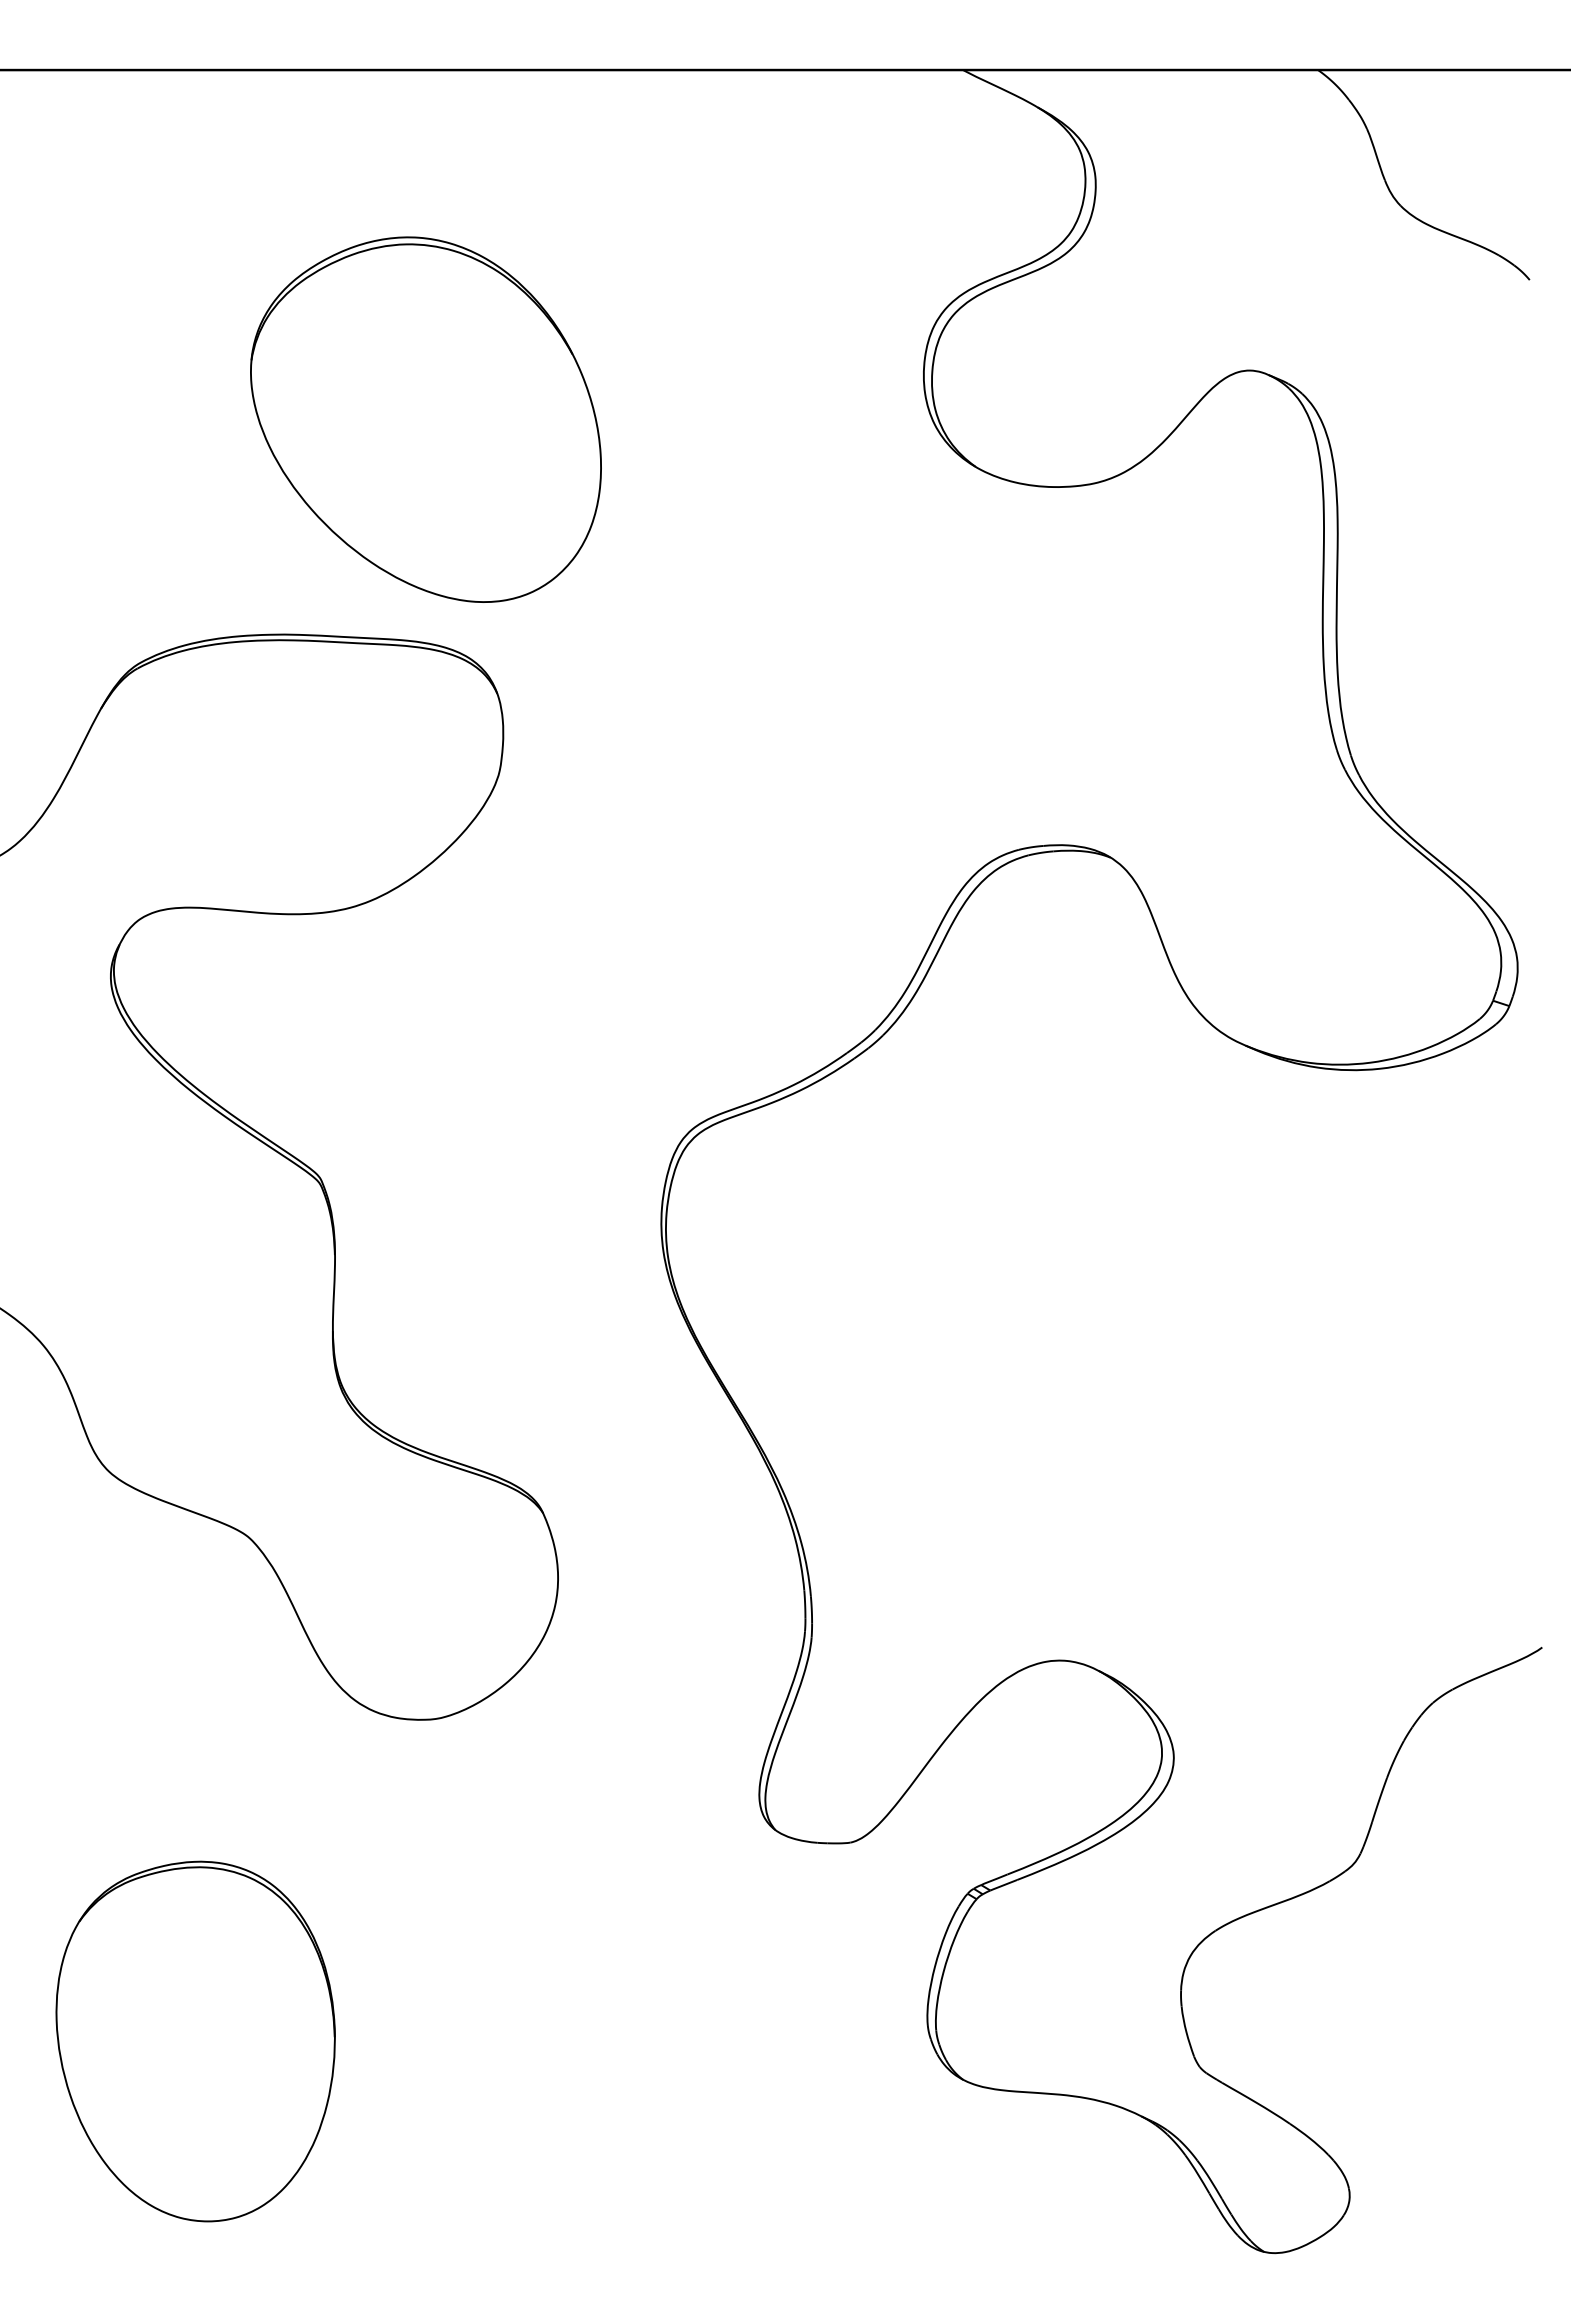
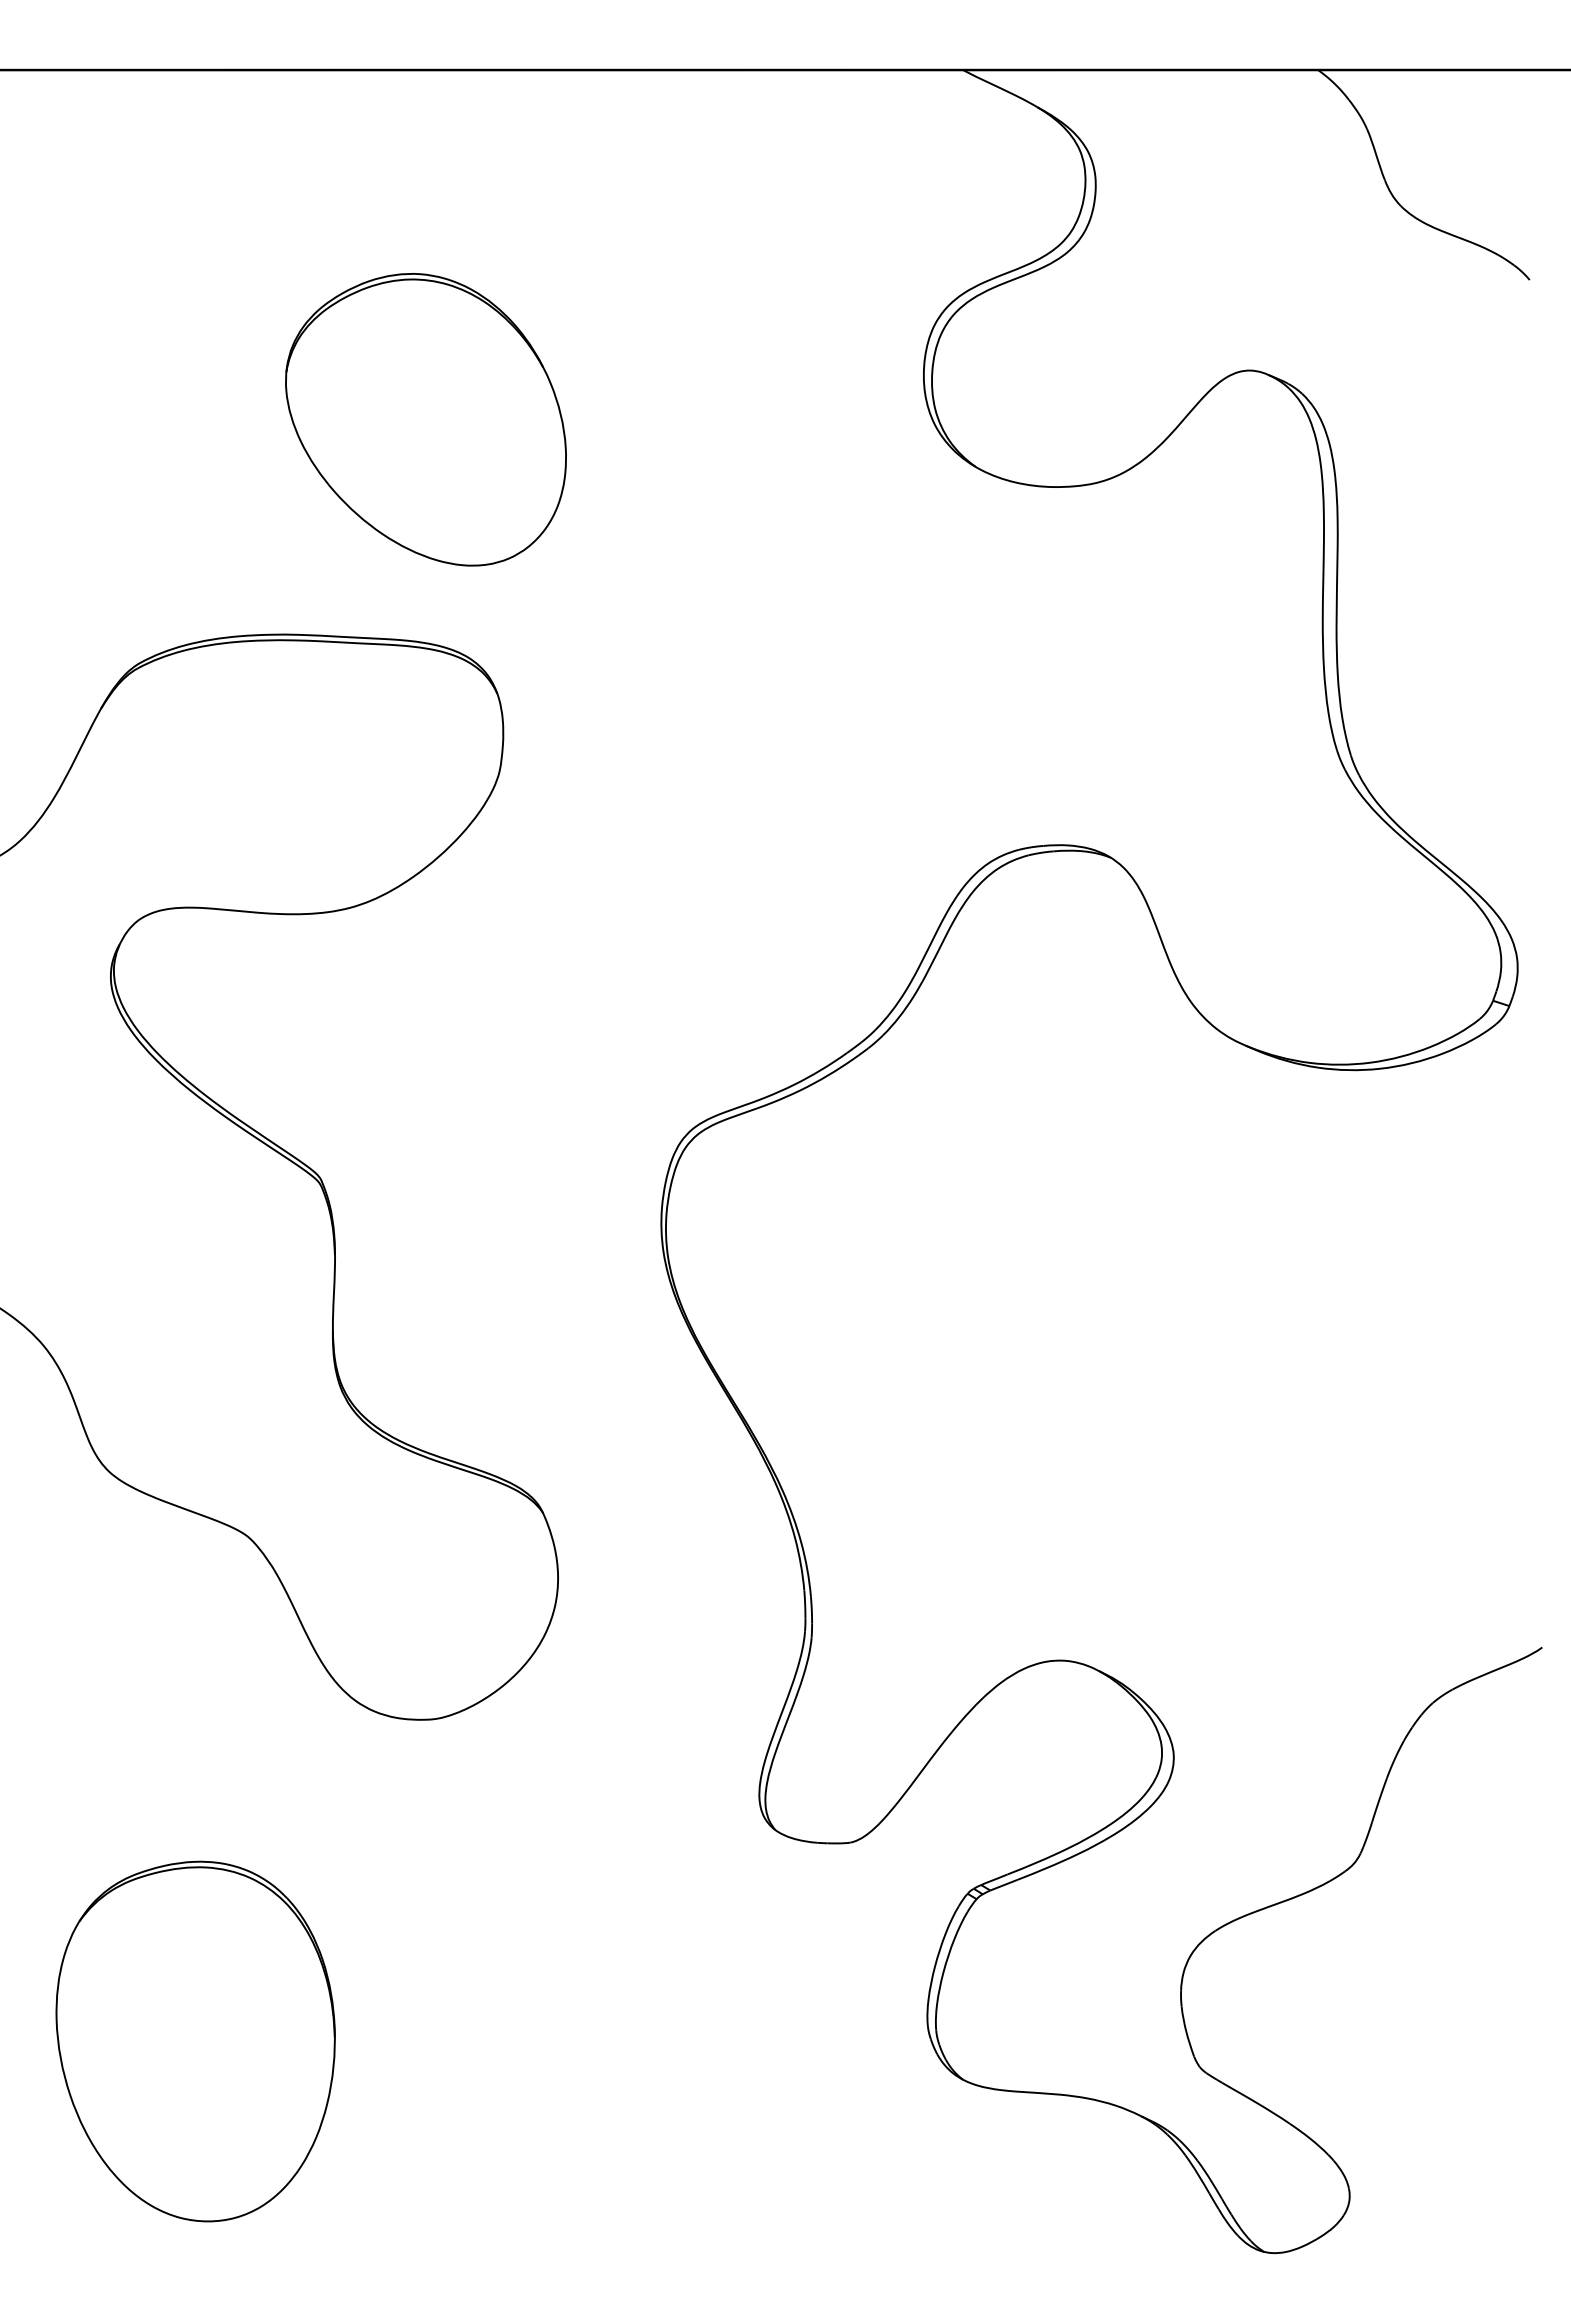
part size: 352x367 px -> 282x294 px (425, 419)
